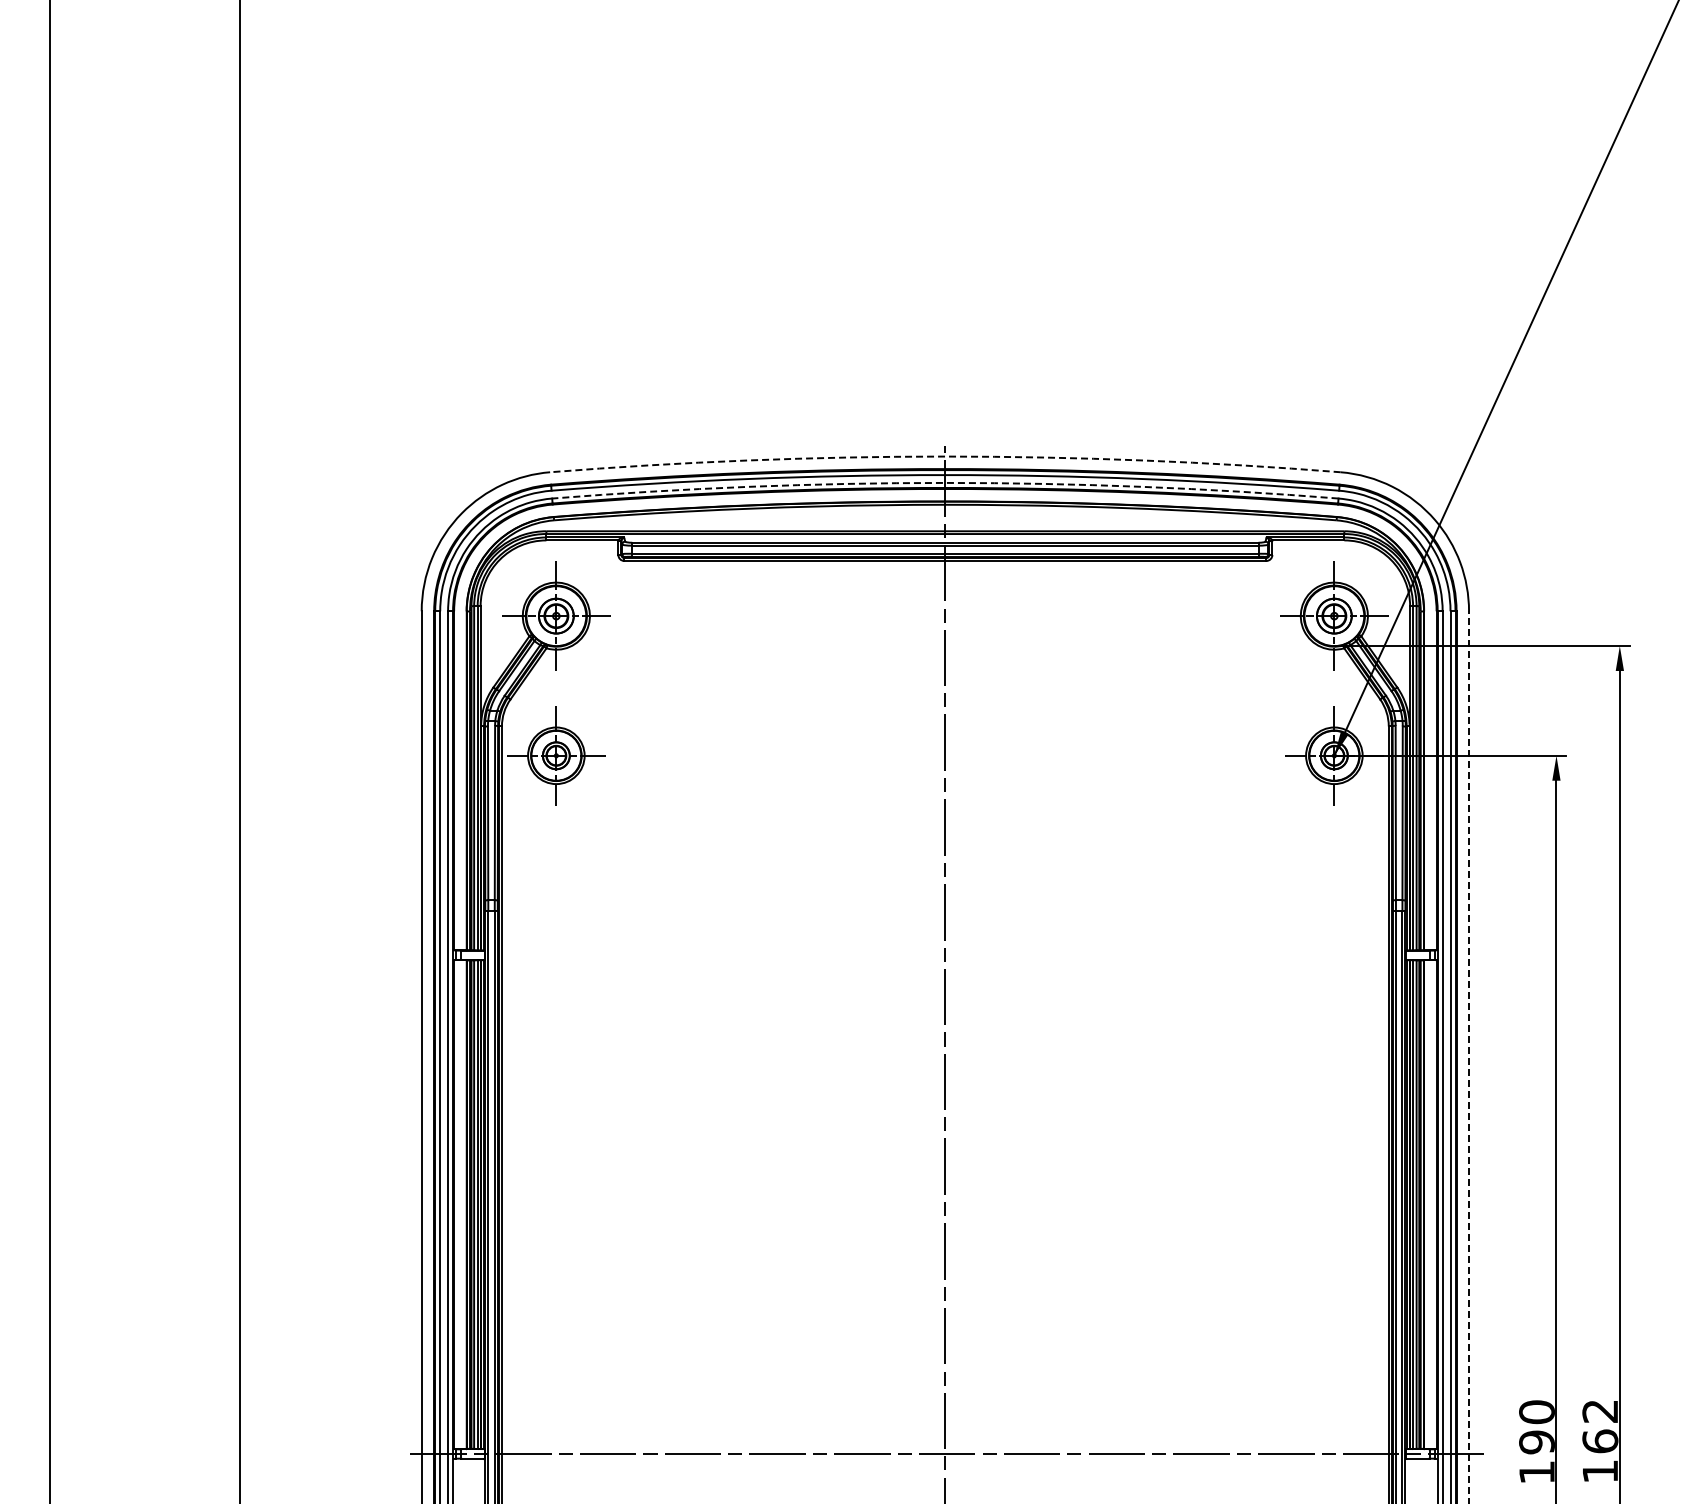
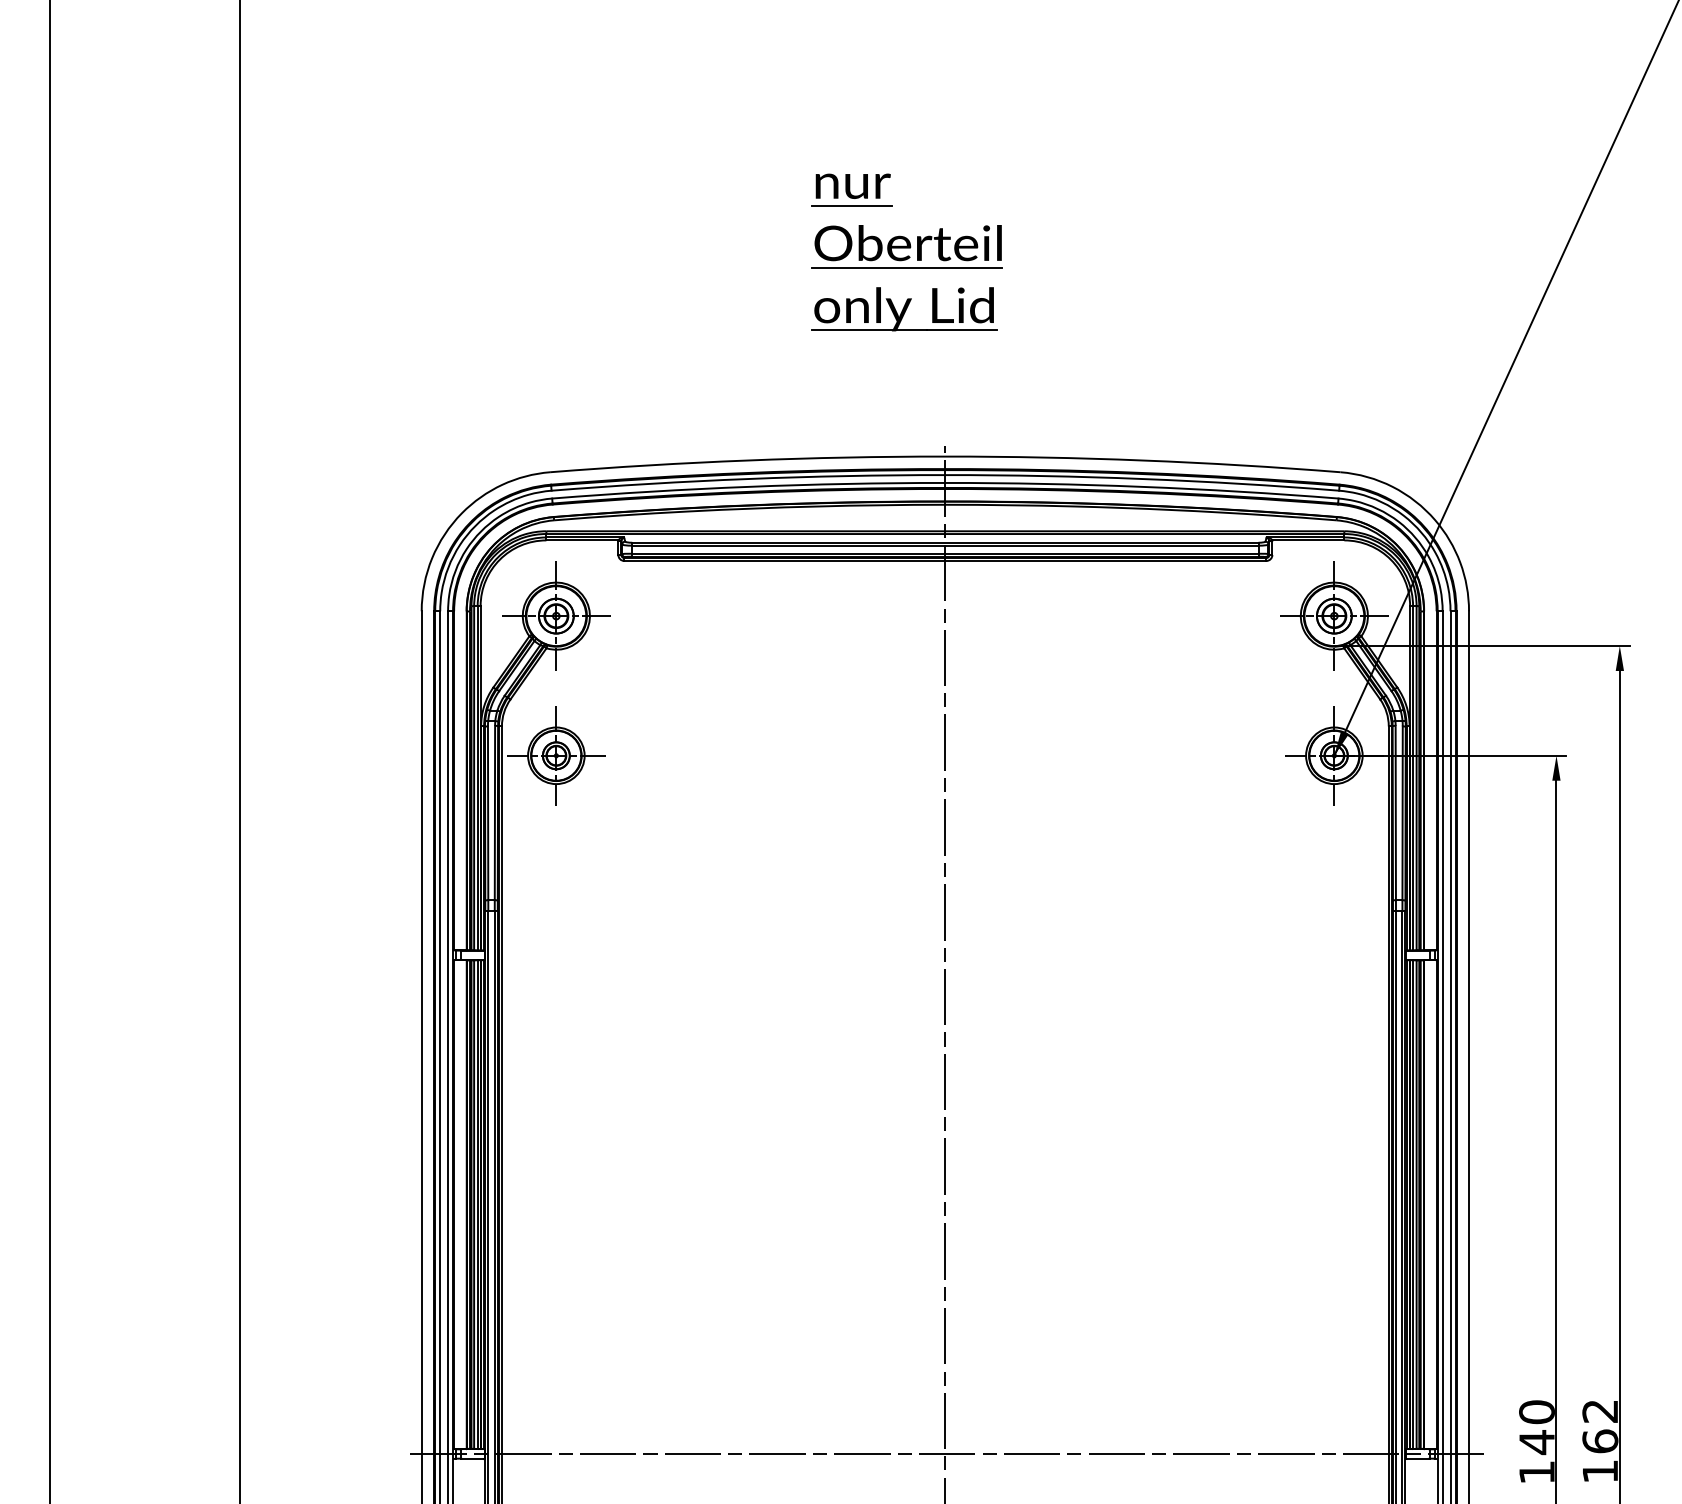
part: none -> present (906, 252)
arc: dashed -> solid (945, 456)
arc: dashed -> solid (945, 482)
line: dashed -> solid (1469, 1057)
text: 190 -> 140 (1536, 1442)
